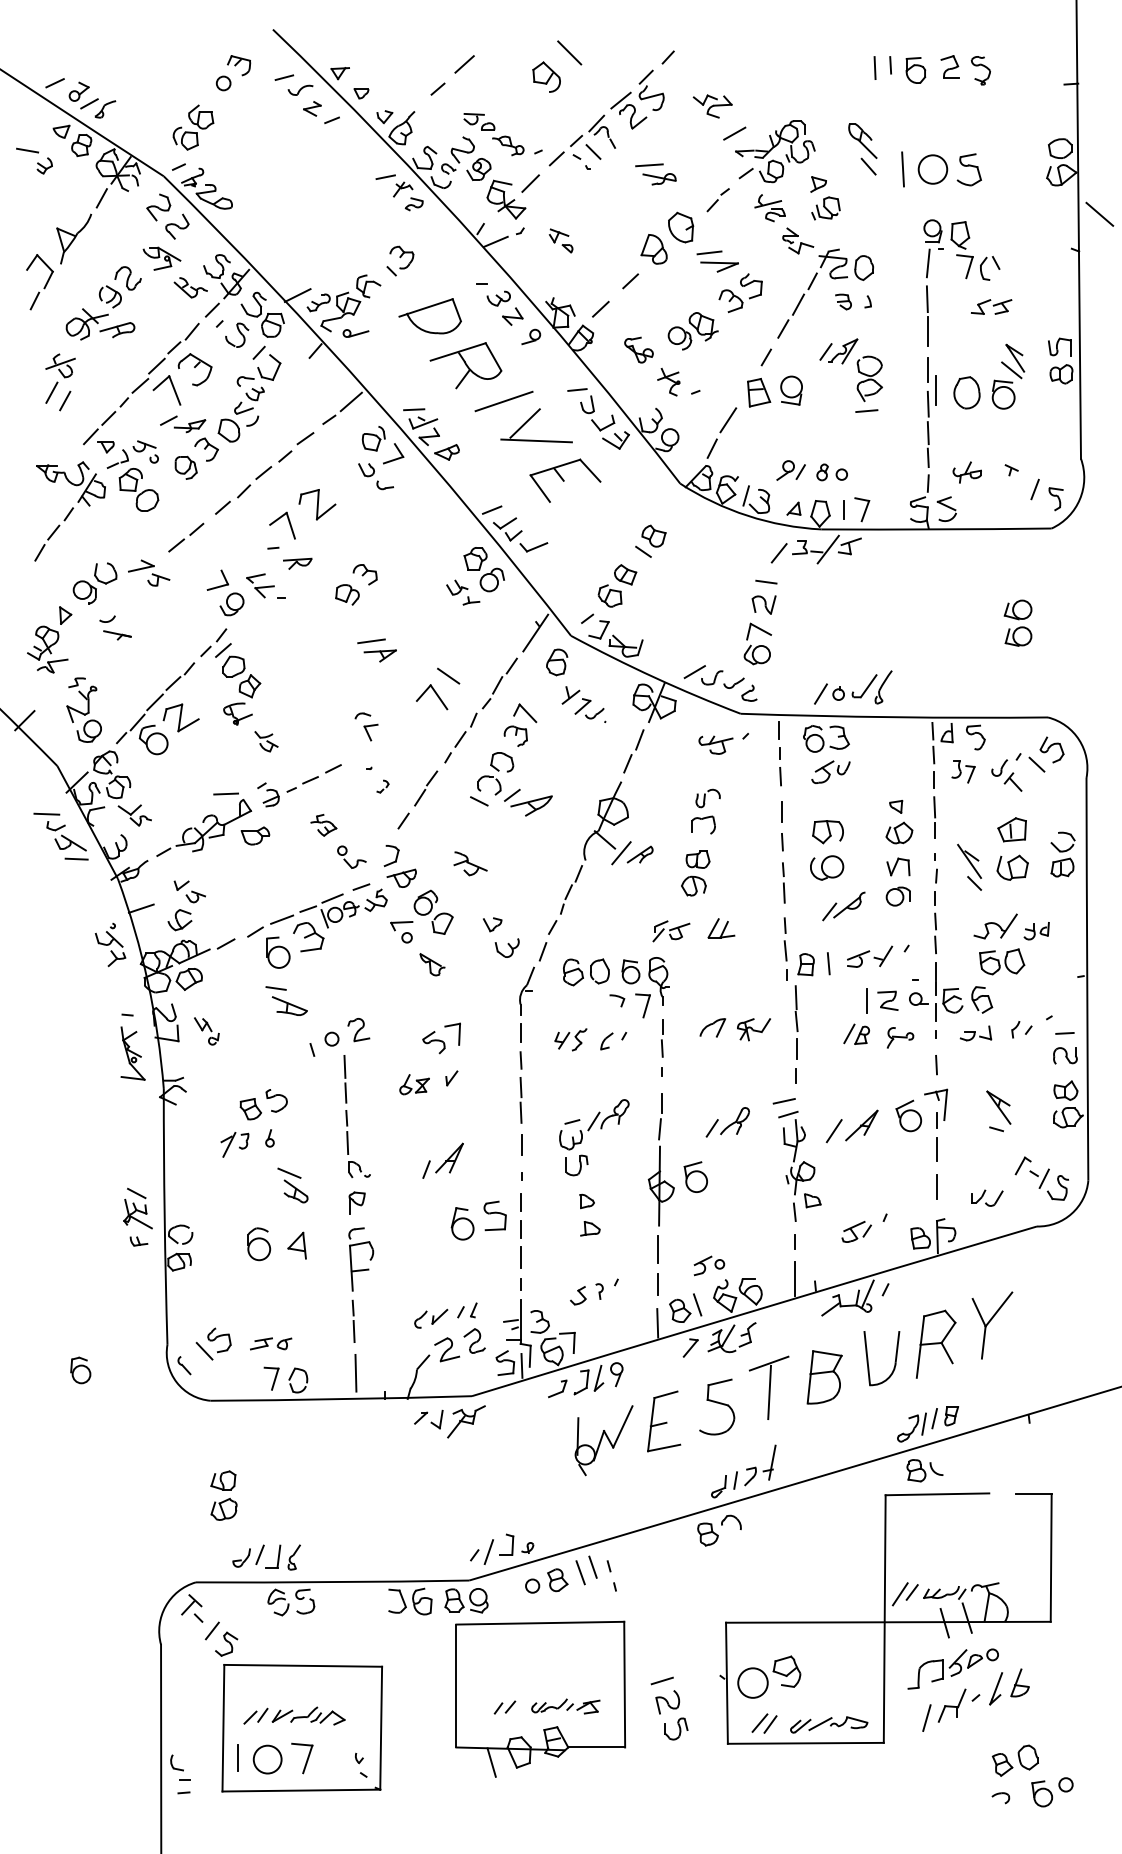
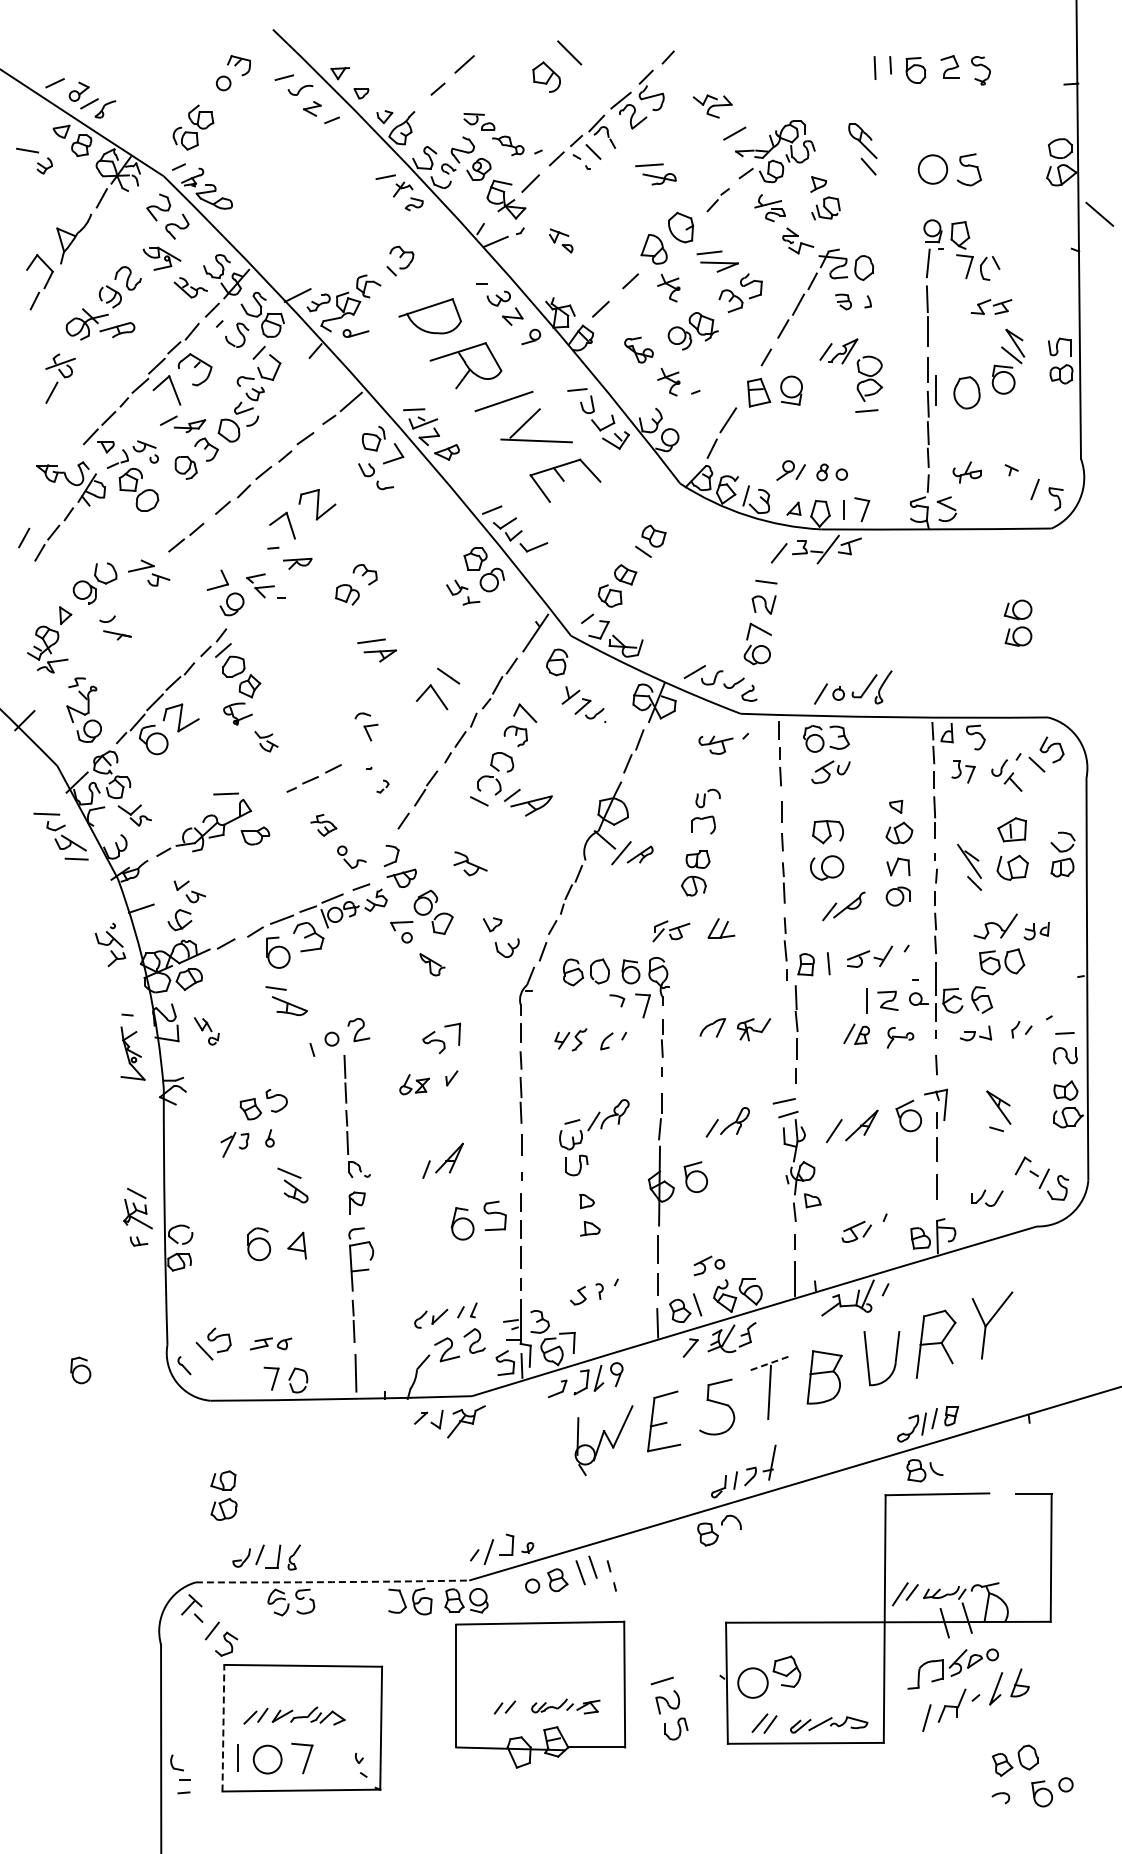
line: present -> none (902, 169)
part: none -> present (668, 288)
part position: (1008, 376) -> (1008, 361) (1008, 361)
line position: (65, 400) -> (24, 537) (24, 537)
part: present -> none (268, 794)
line: solid -> dashed (768, 1363)
arc: solid -> dashed (332, 1582)
line: solid -> dashed (223, 1727)
line: present -> none (491, 1762)
